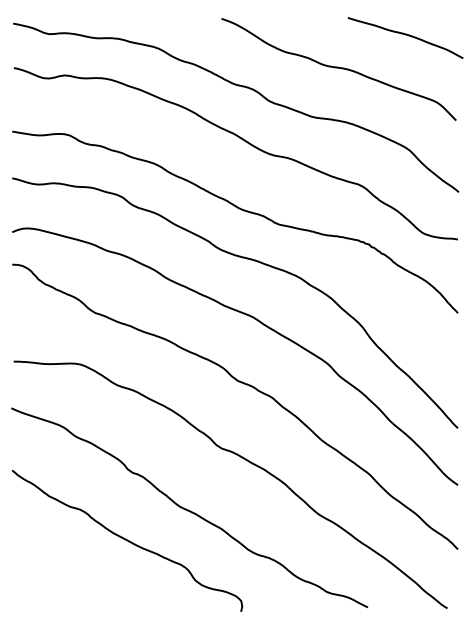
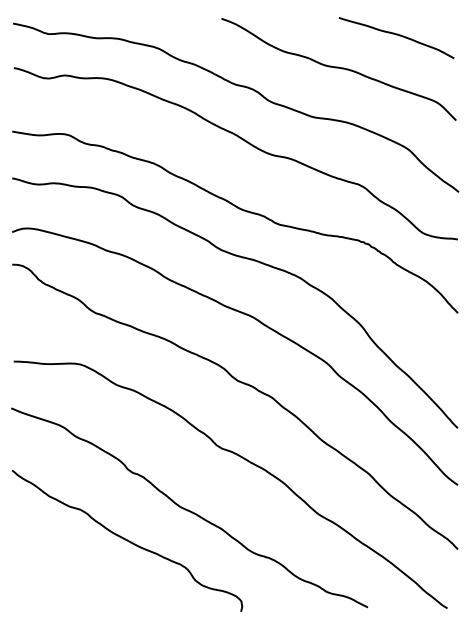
curve position: (405, 35) -> (396, 35) (396, 35)
